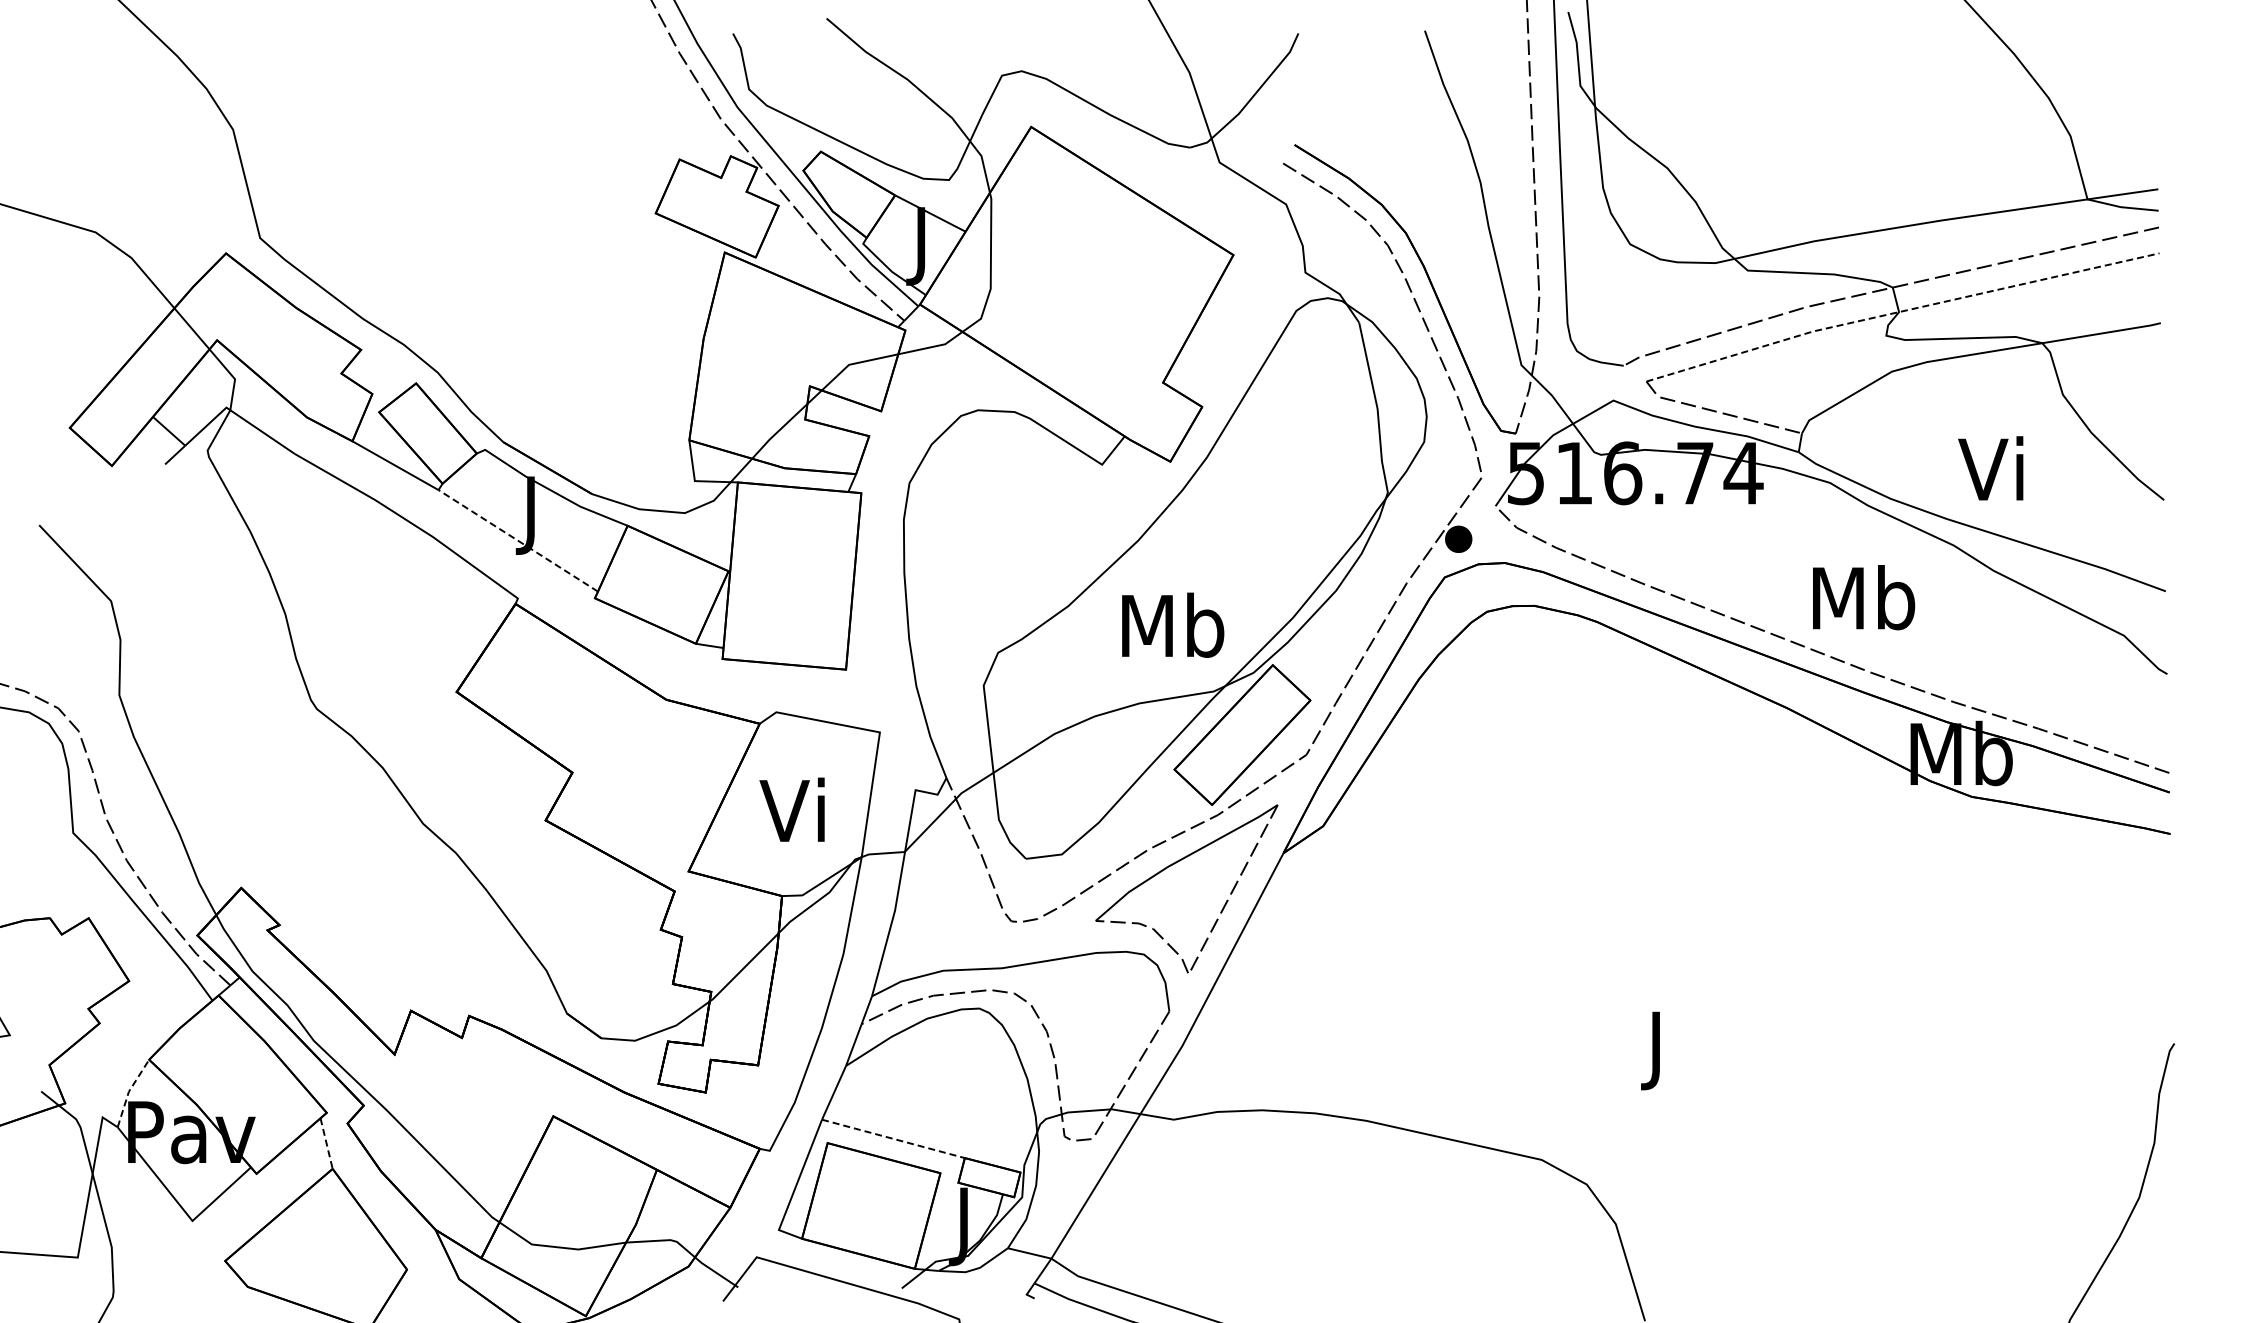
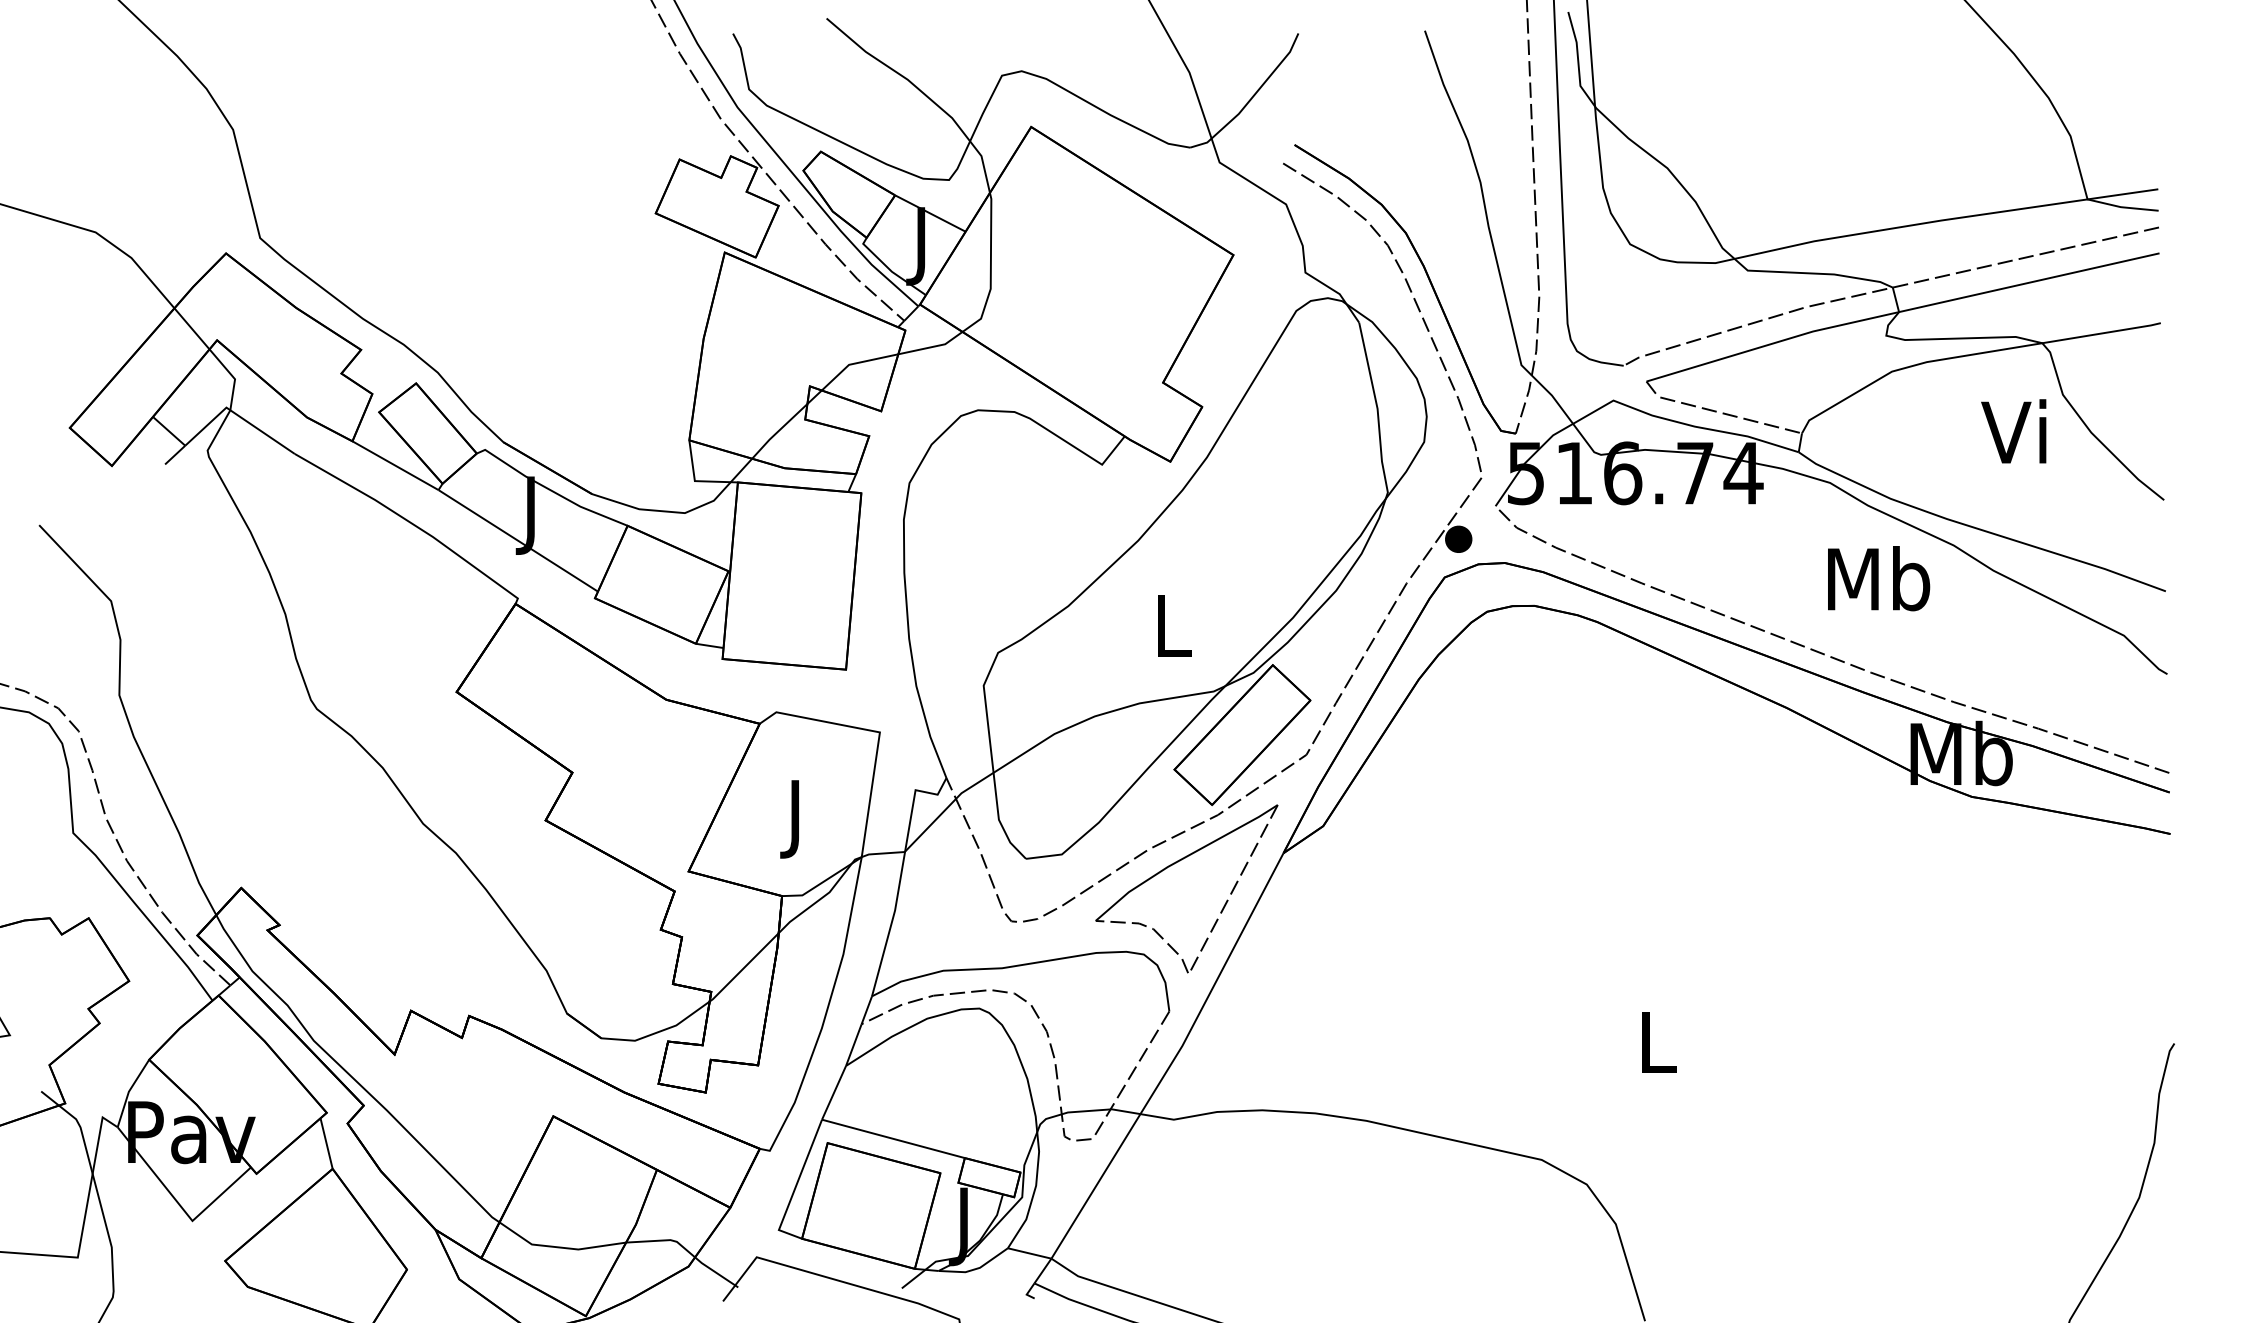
line: dashed -> solid (1901, 311)
text position: (1990, 468) -> (2013, 431) (2013, 431)
line: dashed -> solid (518, 540)
text position: (1864, 597) -> (1879, 578) (1879, 578)
text: Mb -> L (1173, 624)
text: Vi -> J (791, 817)
text: J -> L (1658, 1050)
line: dashed -> solid (128, 1091)
line: dashed -> solid (893, 1138)
line: dashed -> solid (326, 1144)
